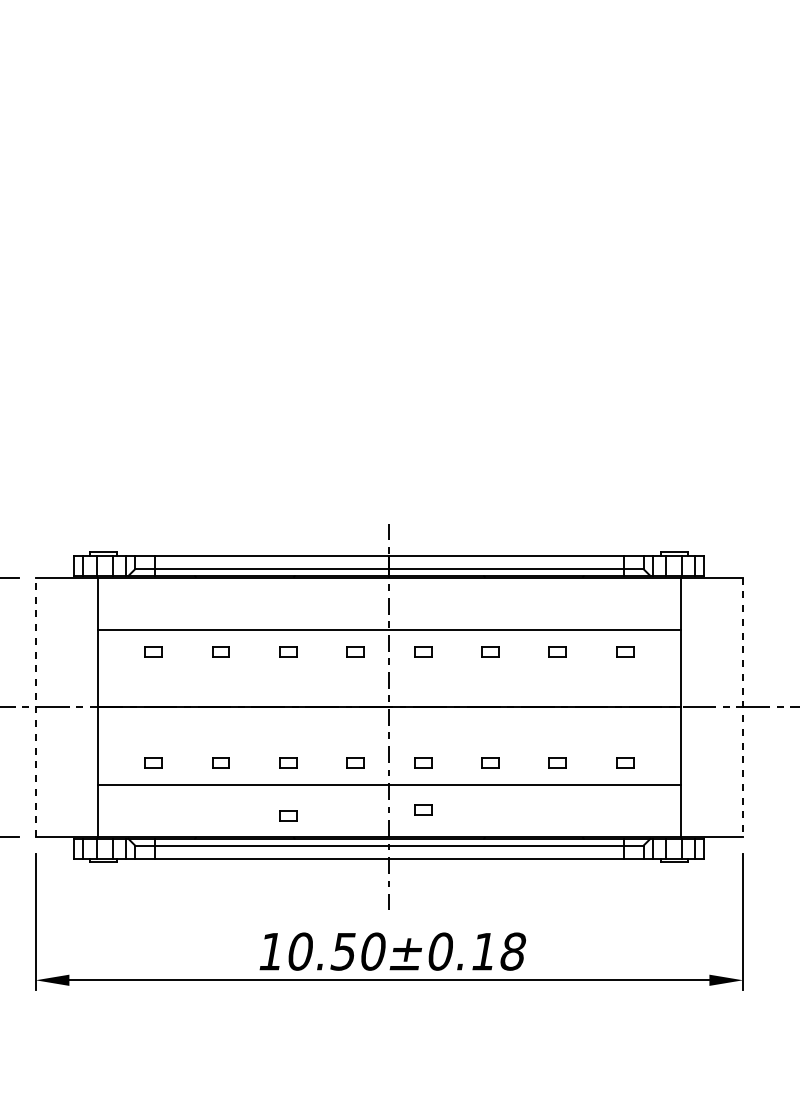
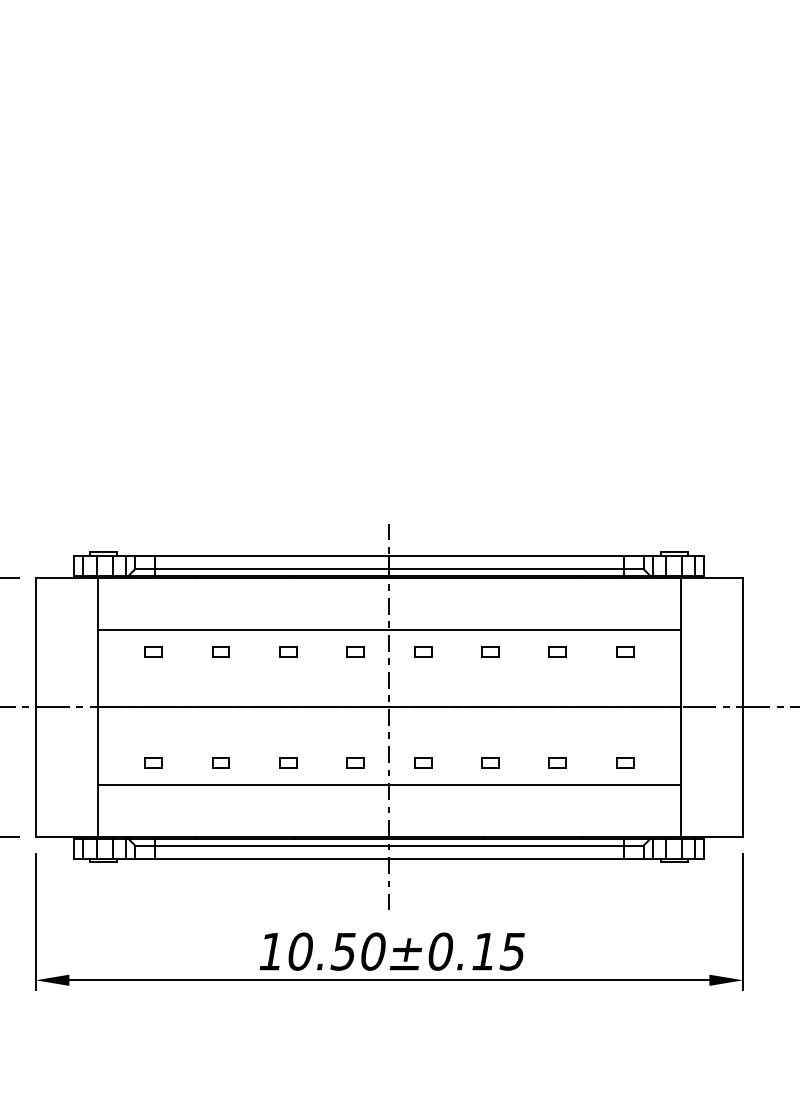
line: dashed -> solid (35, 707)
line: dashed -> solid (743, 707)
part: present -> none (423, 809)
part: present -> none (288, 815)
text: 10.50±0.18 -> 10.50±0.15 (512, 951)
